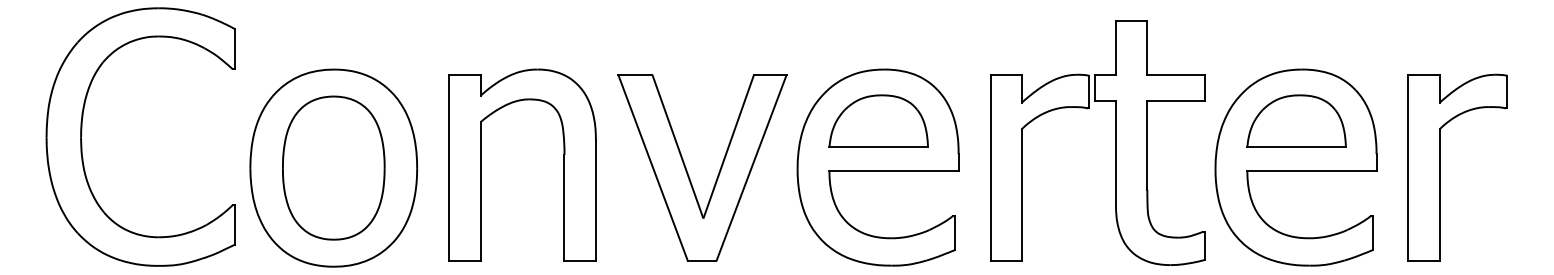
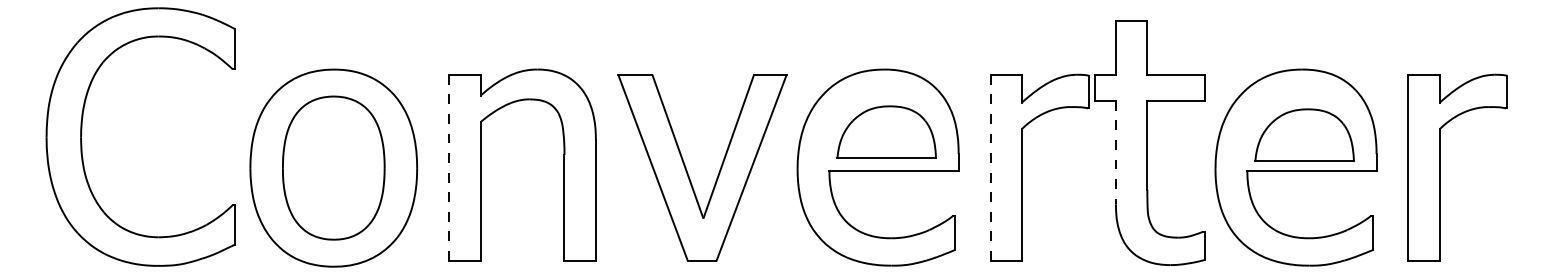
part position: (878, 120) -> (886, 131) (886, 131)
part position: (1296, 120) -> (1304, 134) (1304, 134)
line: solid -> dashed (1115, 152)
line: solid -> dashed (449, 168)
line: solid -> dashed (990, 168)
